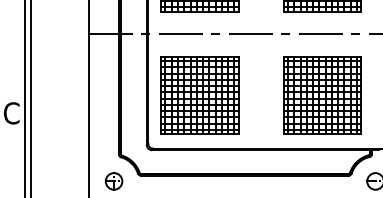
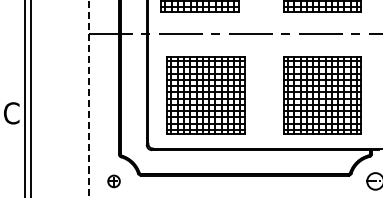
part position: (199, 95) -> (205, 95) (205, 95)
line: solid -> dashed (89, 98)
part size: 20x19 px -> 14x15 px (113, 181)
